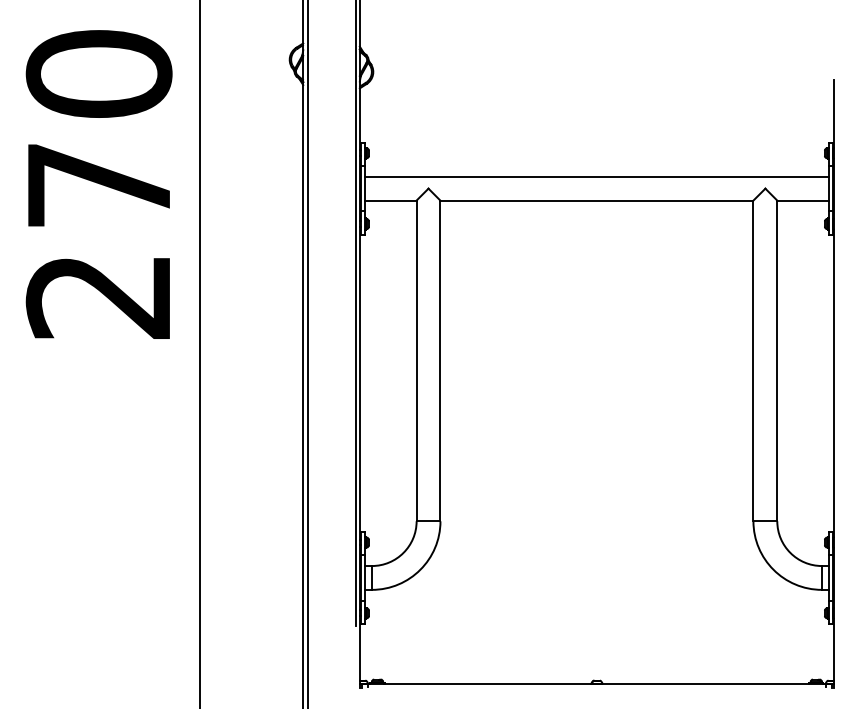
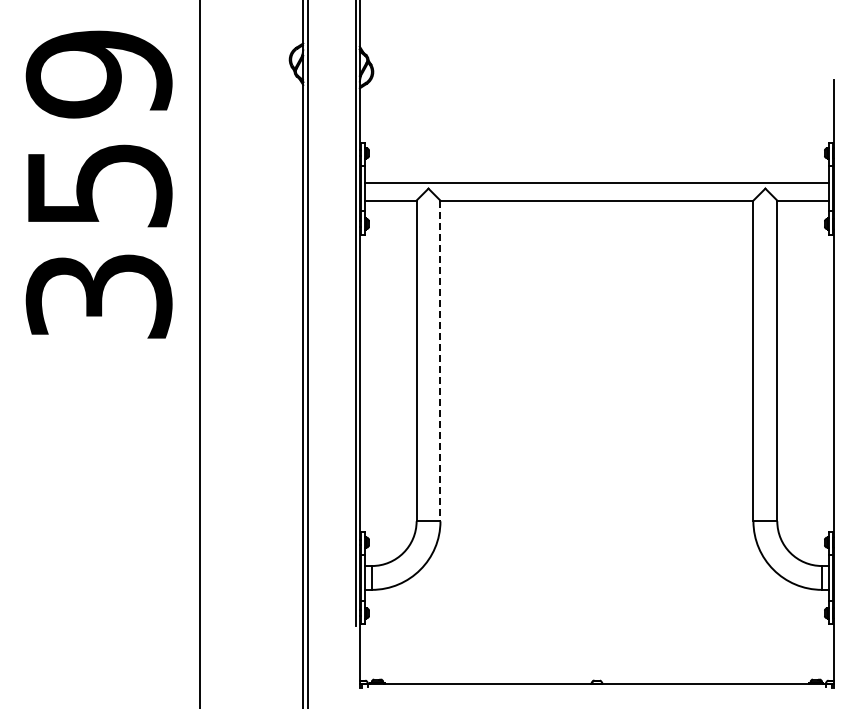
line position: (596, 176) -> (596, 182) (596, 182)
text: 270 -> 359 (98, 184)
line: solid -> dashed (440, 361)
